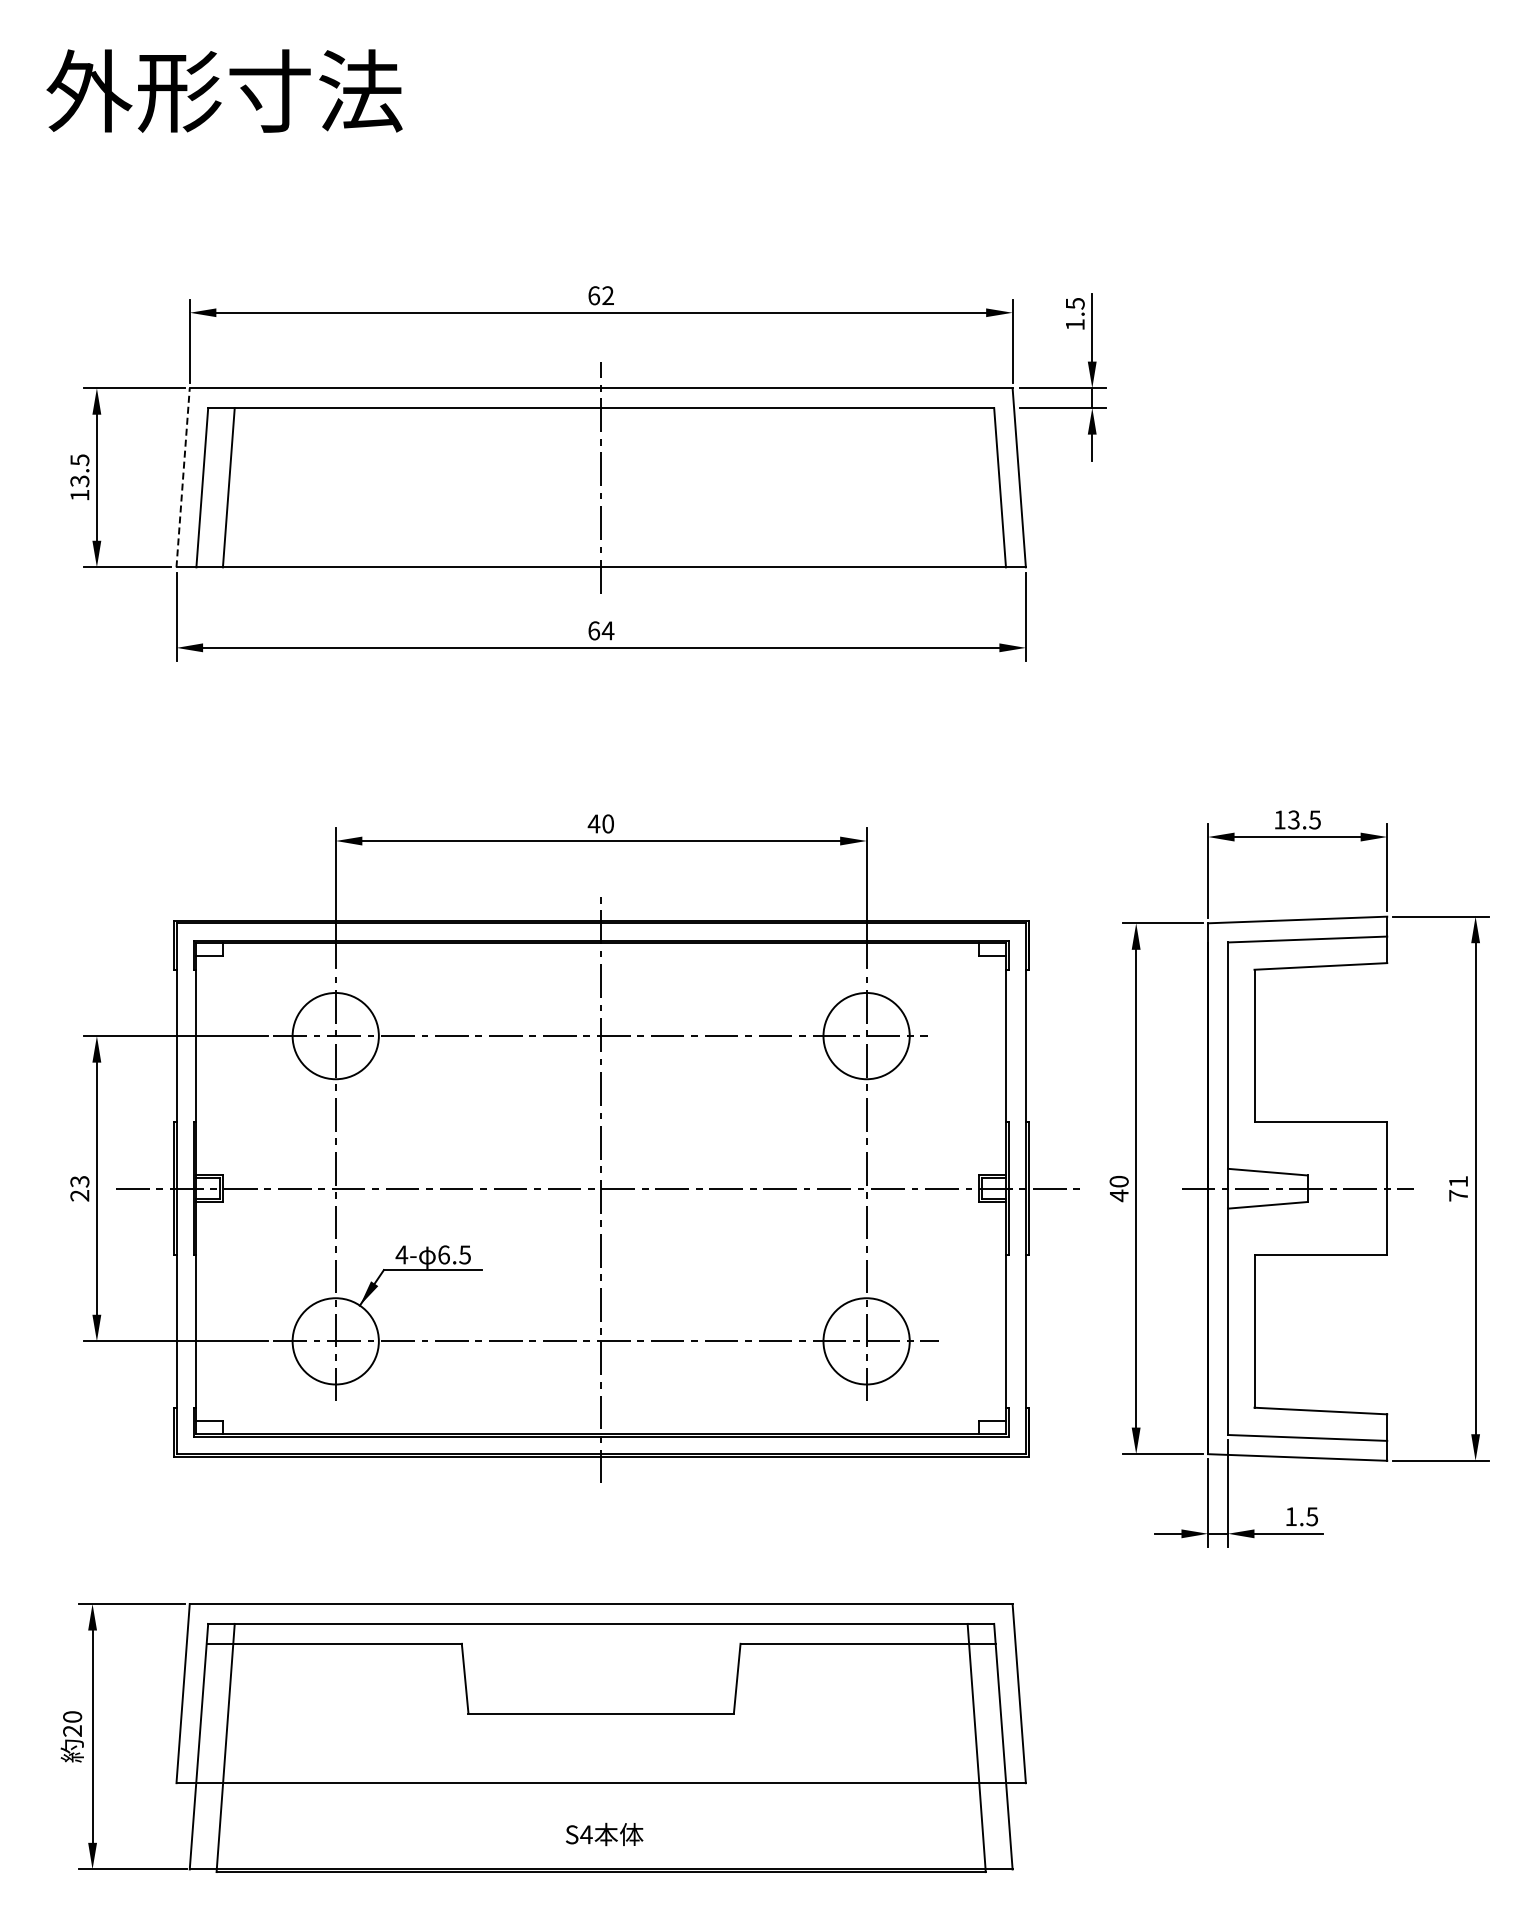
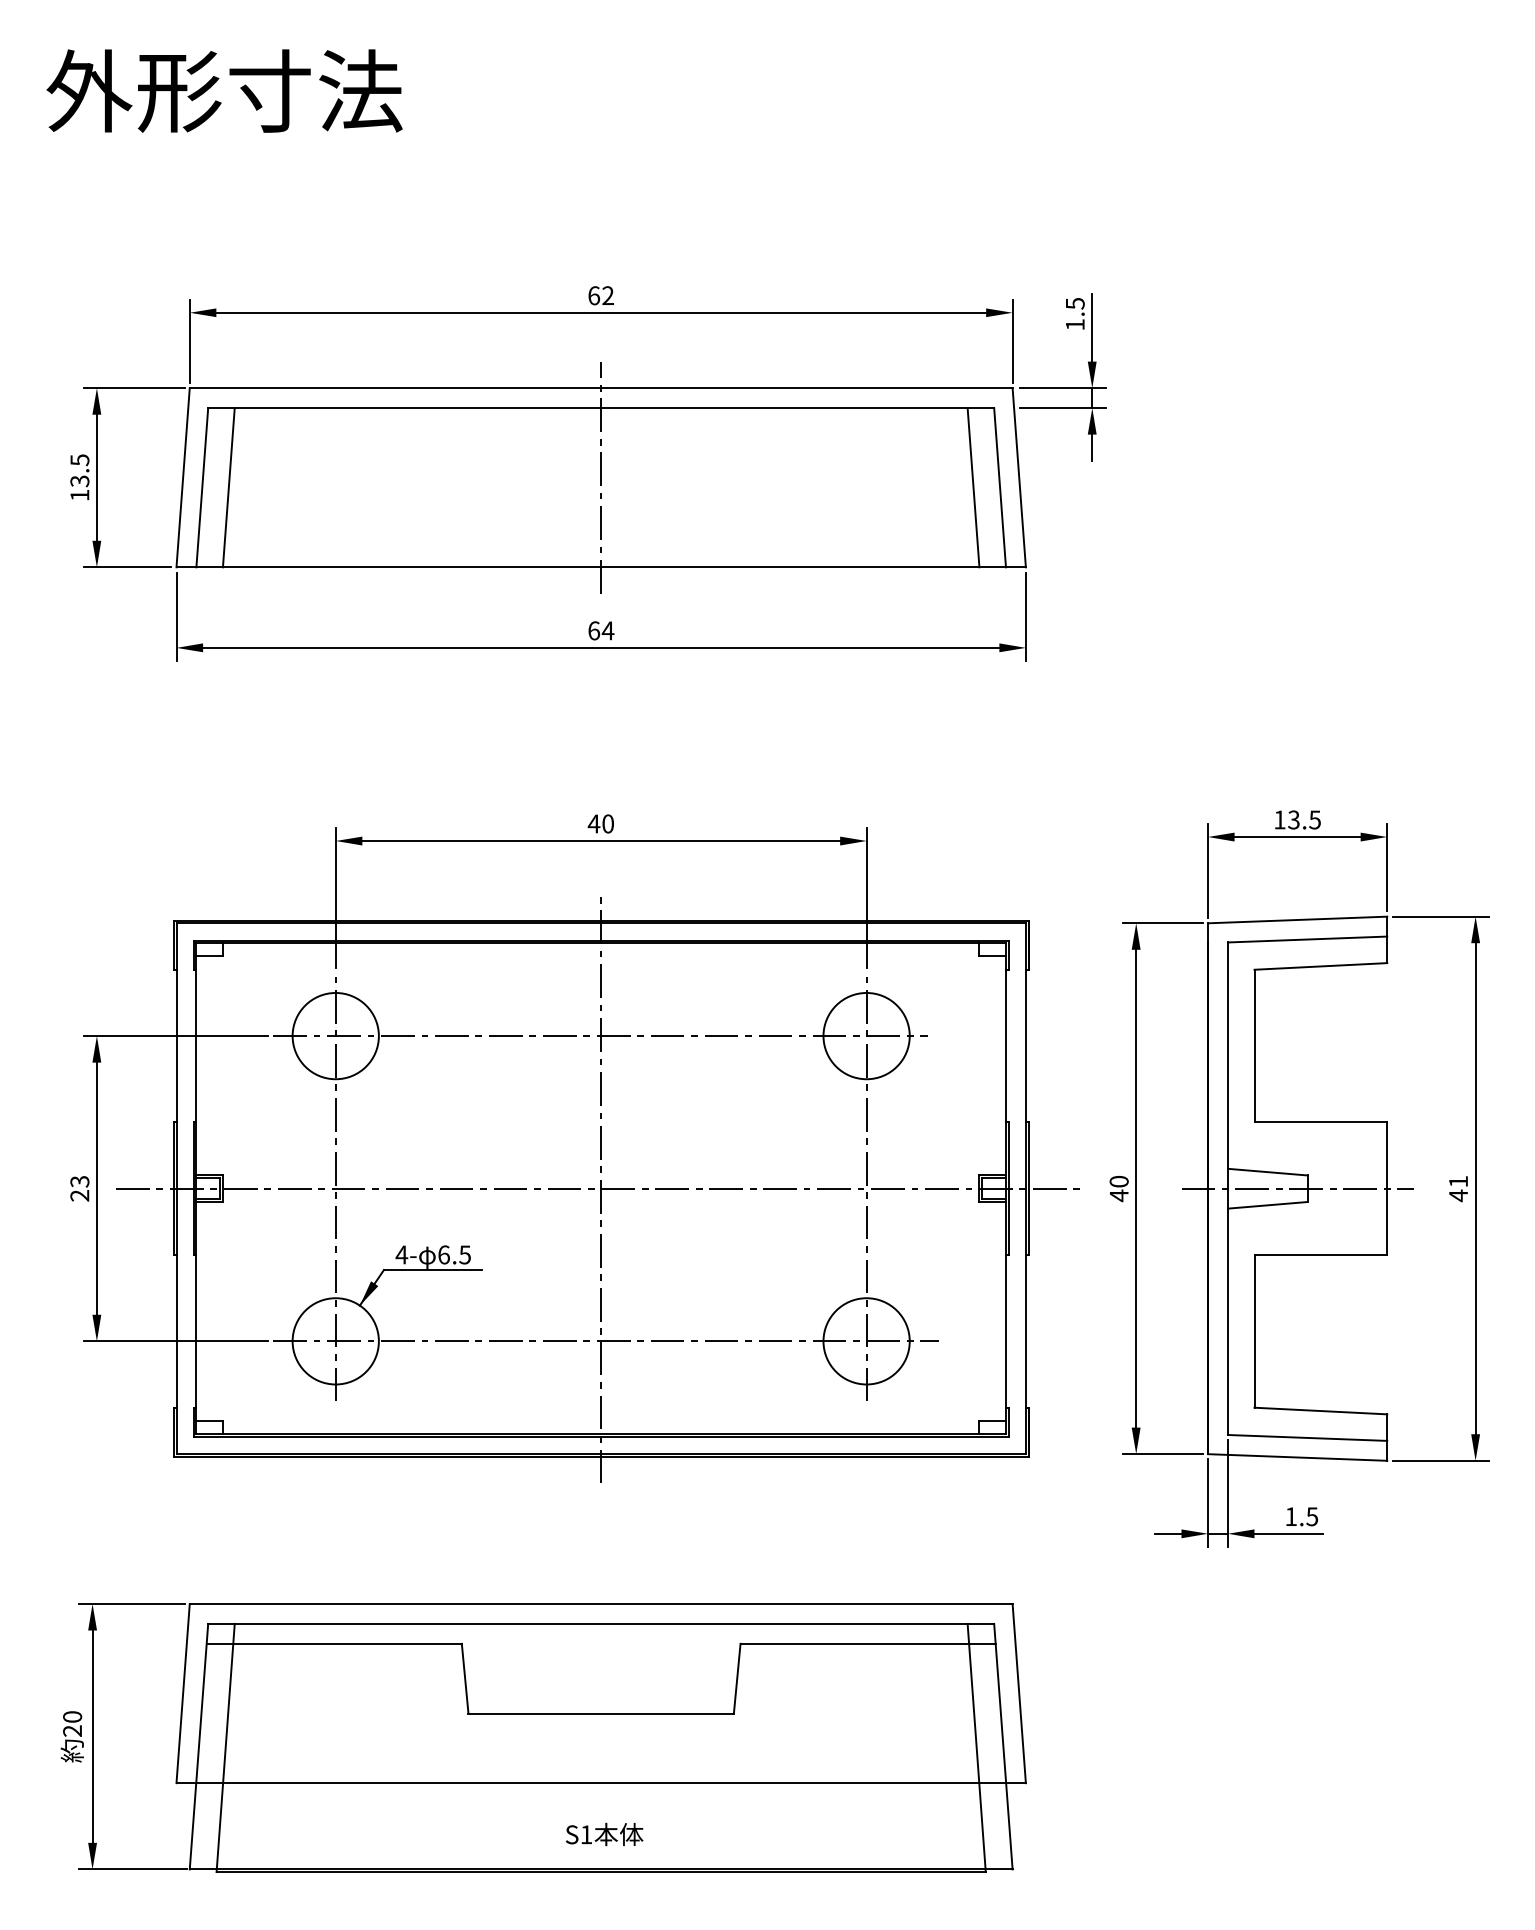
line: dashed -> solid (183, 477)
line: none -> present (973, 487)
text: 71 -> 41 (1458, 1195)
text: S4 -> S1 (586, 1834)
